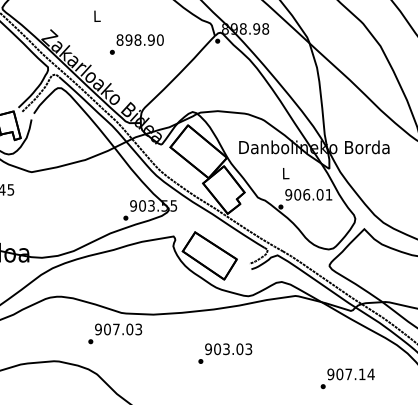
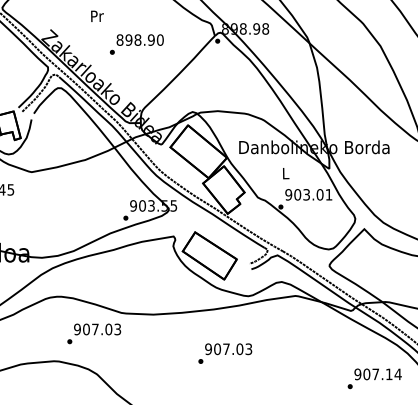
text: L -> Pr (97, 15)
text: 906.01 -> 903.01 (306, 194)
text position: (115, 333) -> (94, 333) (94, 333)
text: 903.03 -> 907.03 (226, 349)
text position: (347, 378) -> (374, 378) (374, 378)
